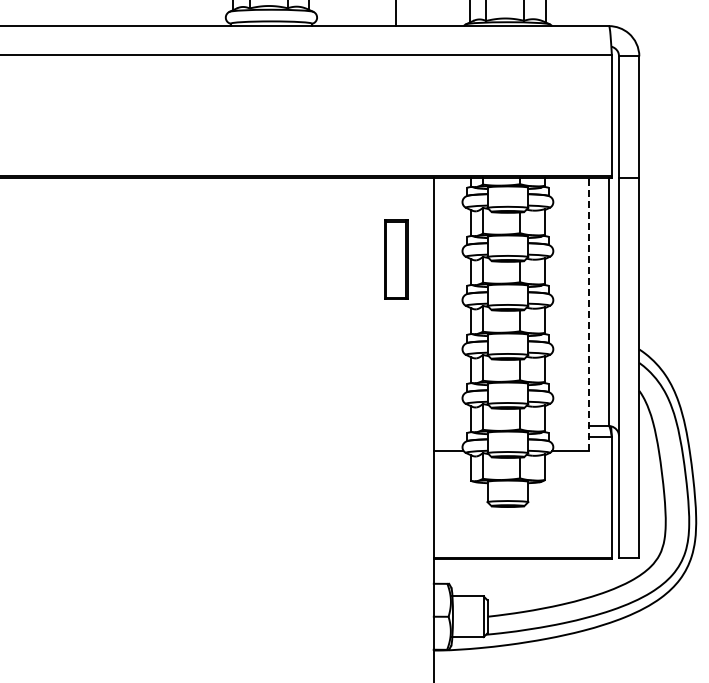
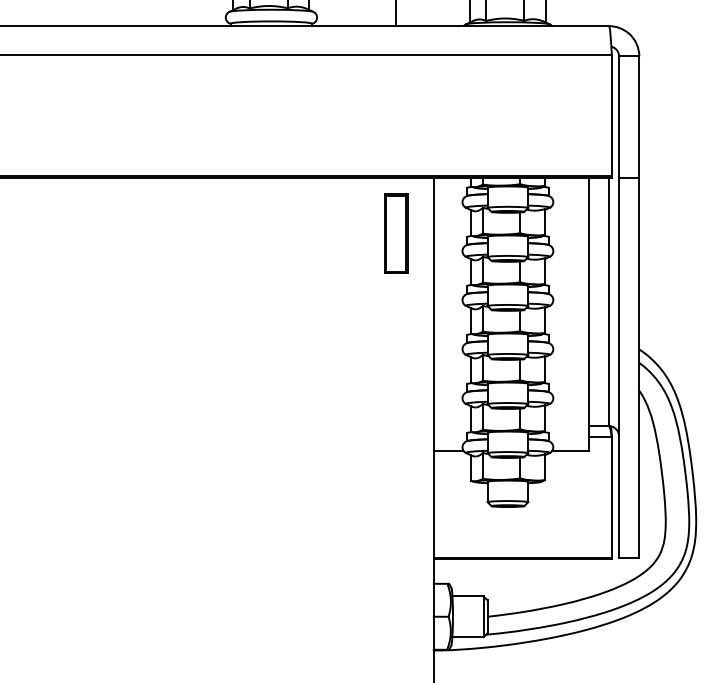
part position: (396, 259) -> (396, 233) (396, 233)
line: dashed -> solid (589, 313)
